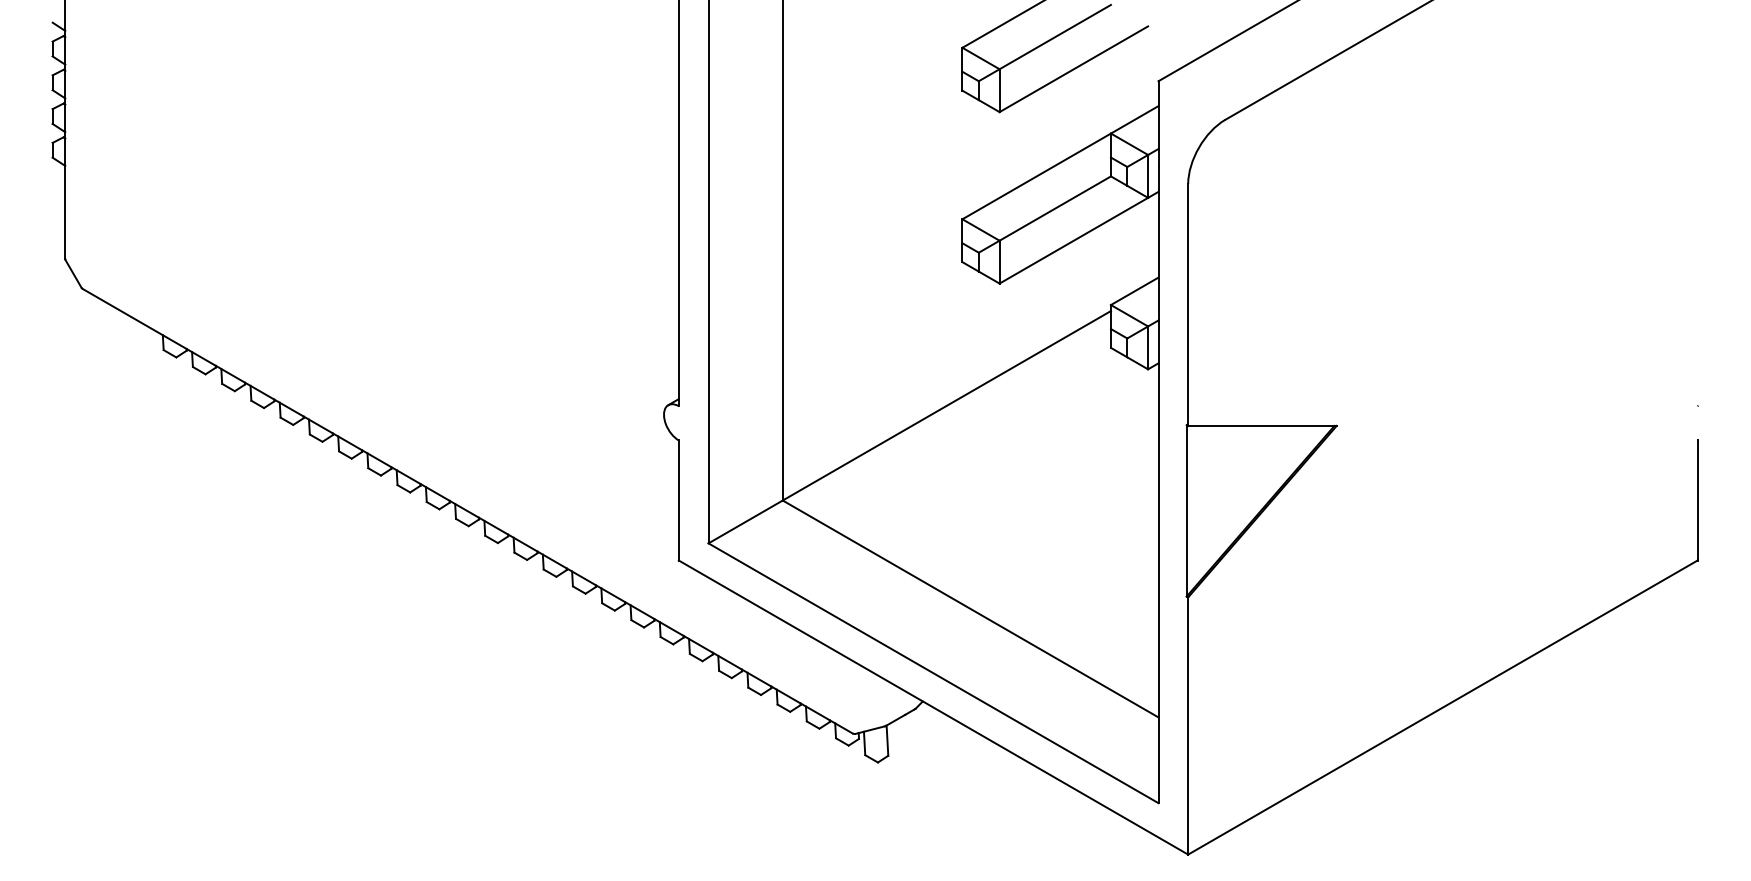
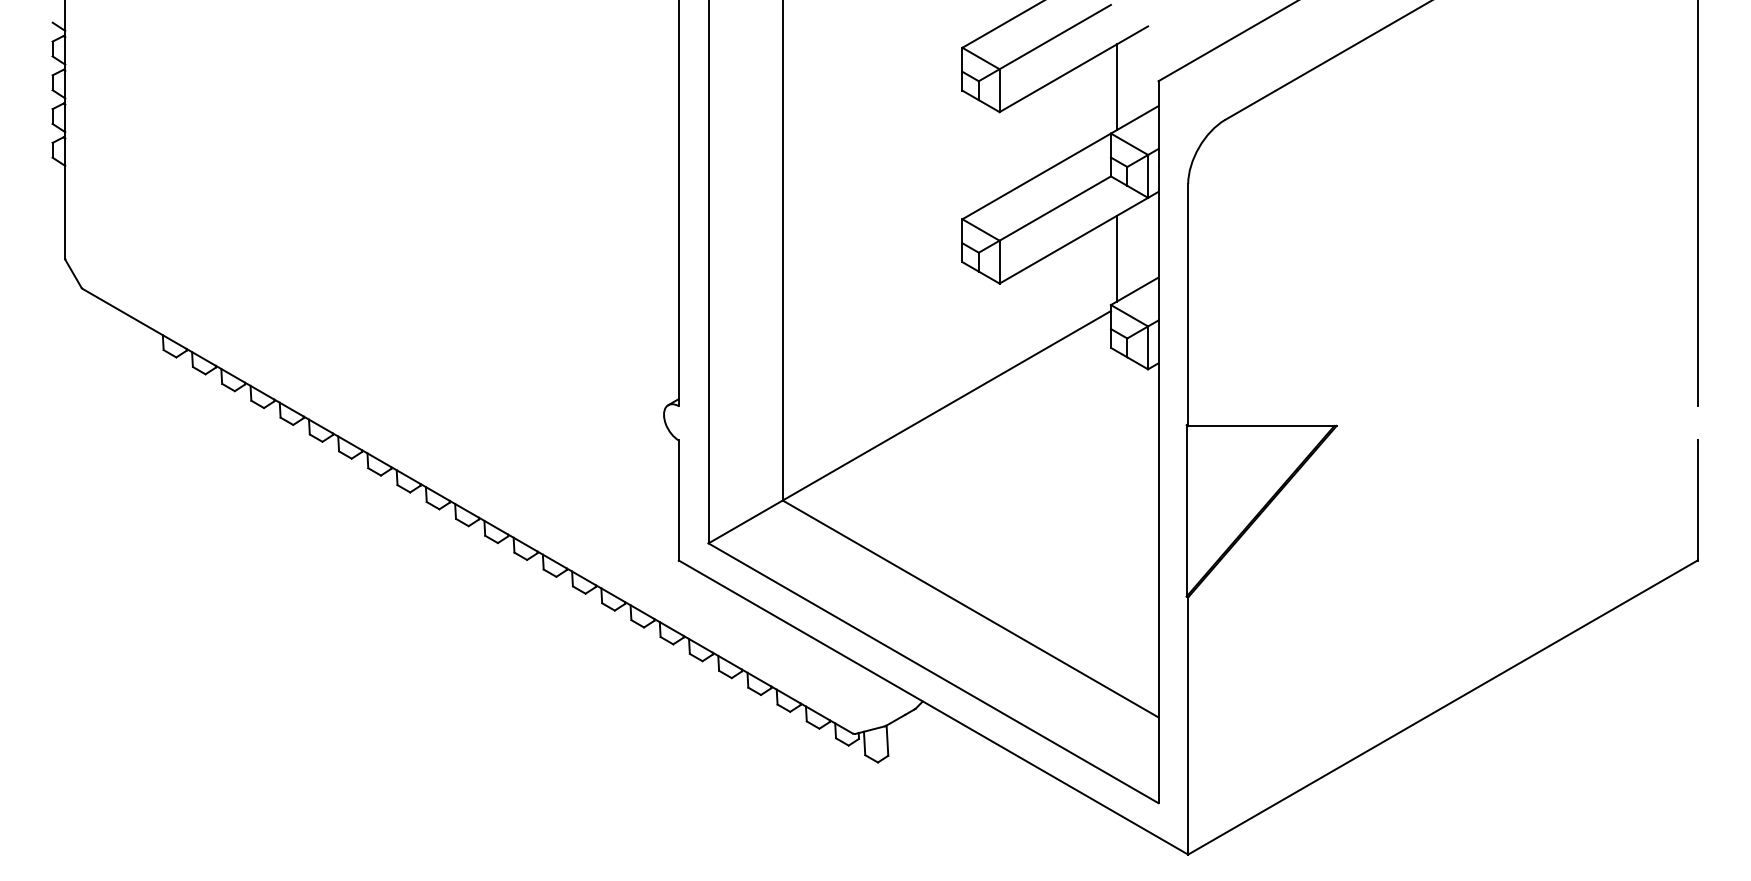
line: none -> present (1116, 87)
line: none -> present (1697, 204)
line: none -> present (1116, 258)
